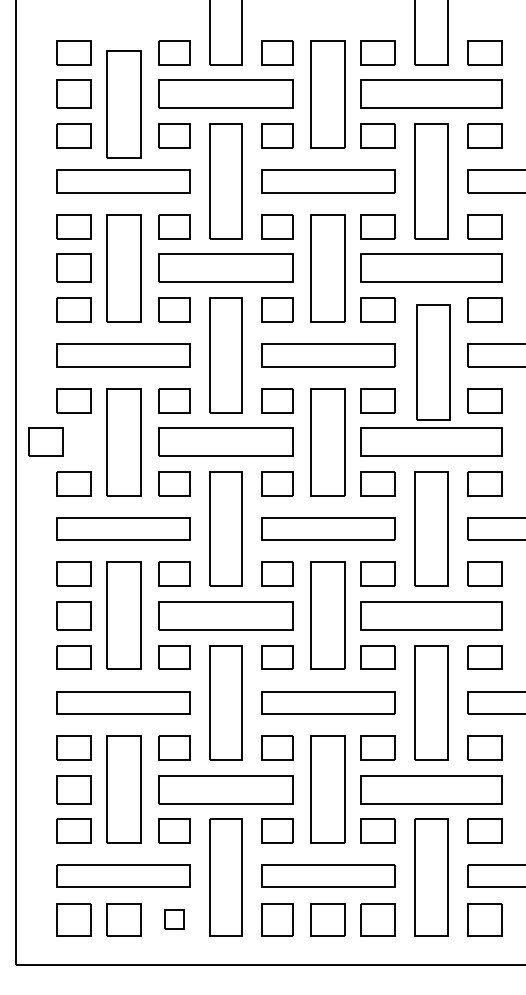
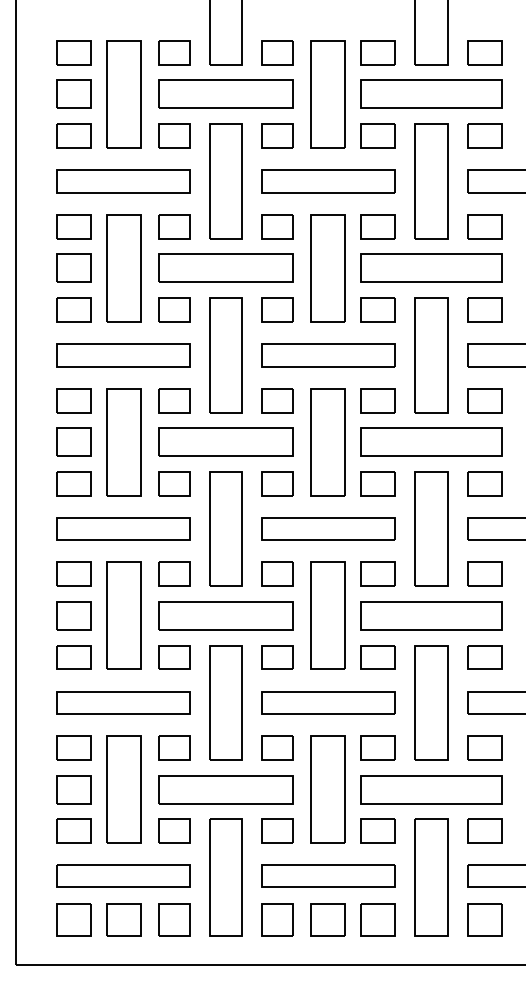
part position: (123, 104) -> (123, 94) (123, 94)
part position: (433, 362) -> (431, 355) (431, 355)
part position: (45, 441) -> (73, 441) (73, 441)
part size: 21x21 px -> 33x34 px (174, 919)
